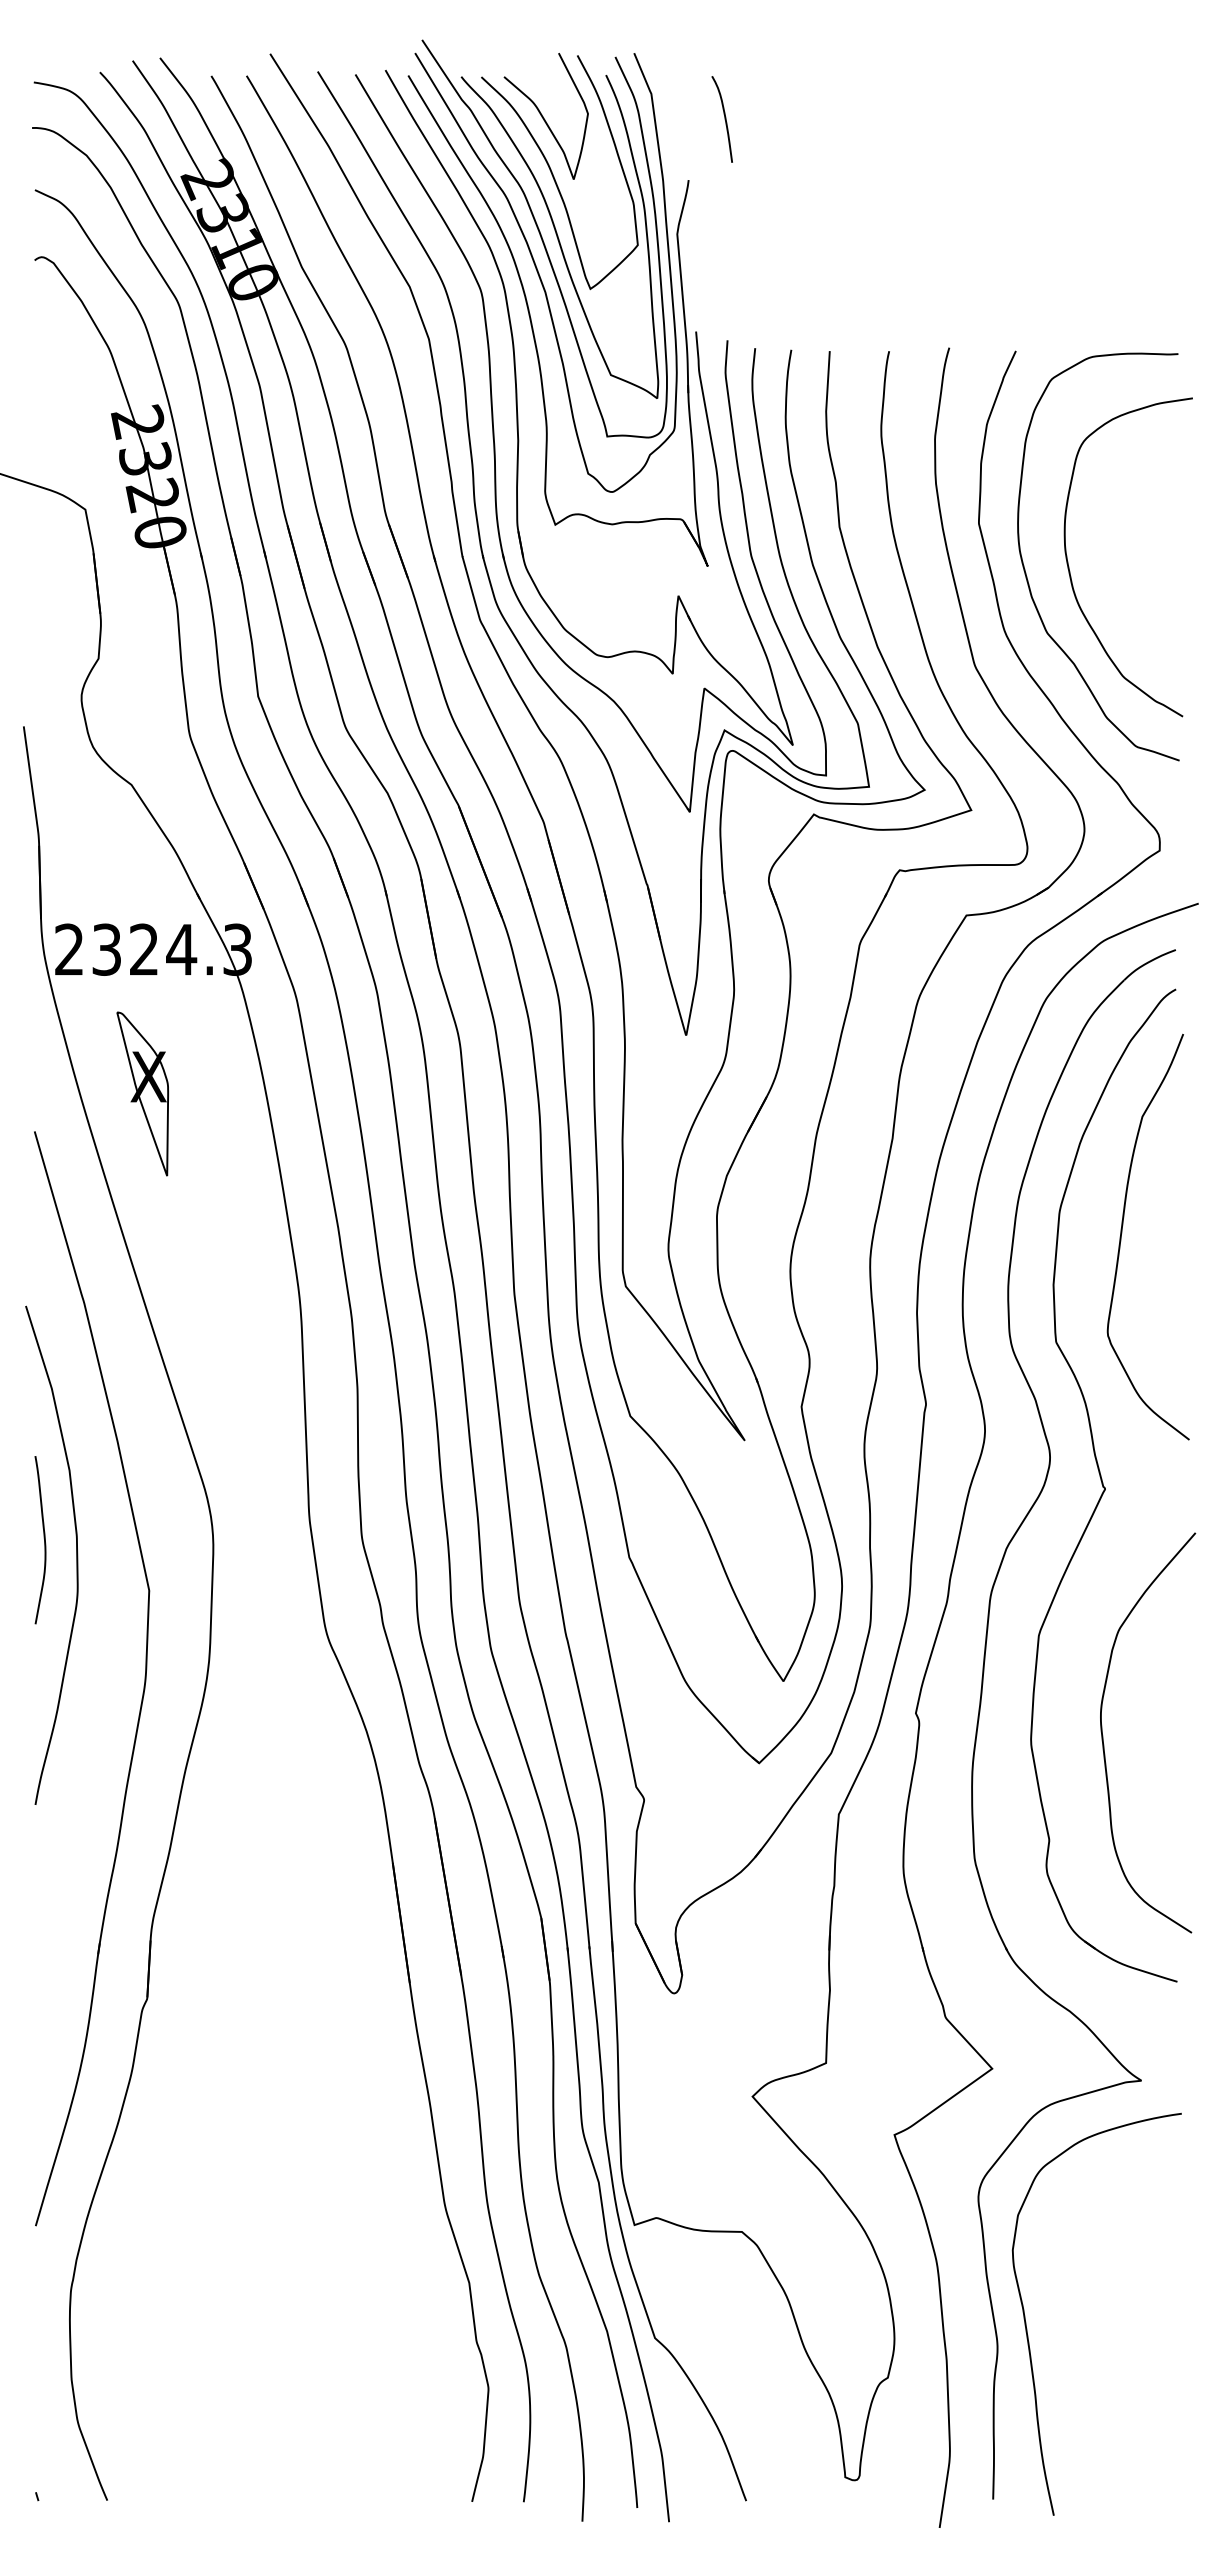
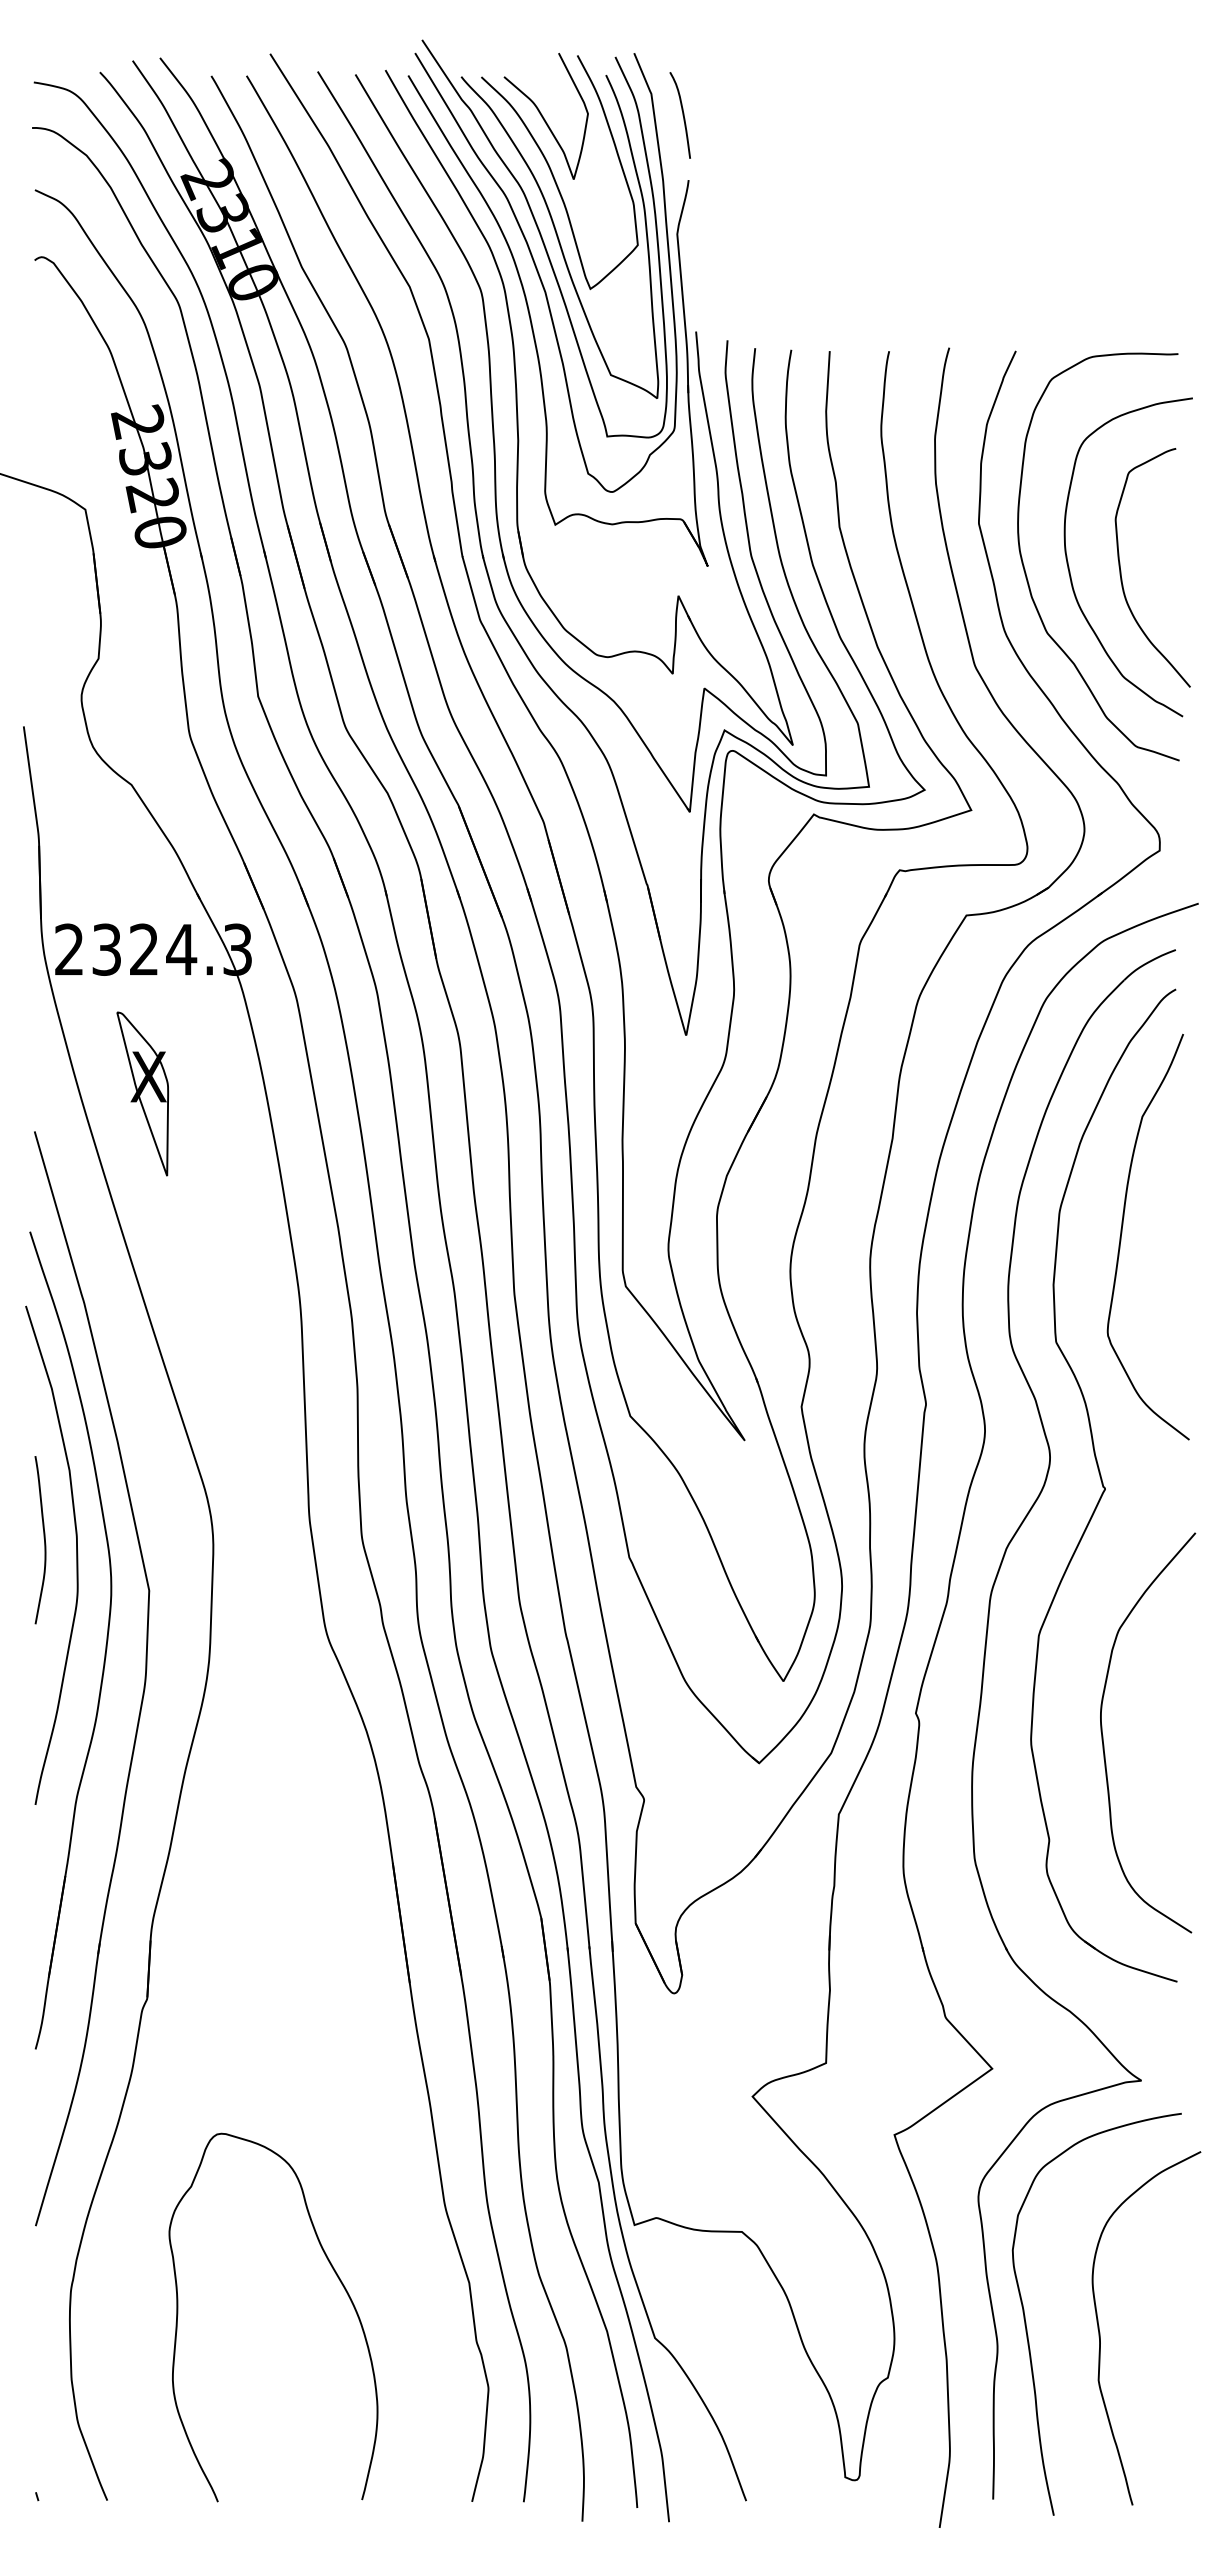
curve position: (724, 119) -> (682, 115) (682, 115)
curve: none -> present (1121, 570)
part: none -> present (105, 1644)
curve: none -> present (338, 2279)
curve: none -> present (1100, 2332)
